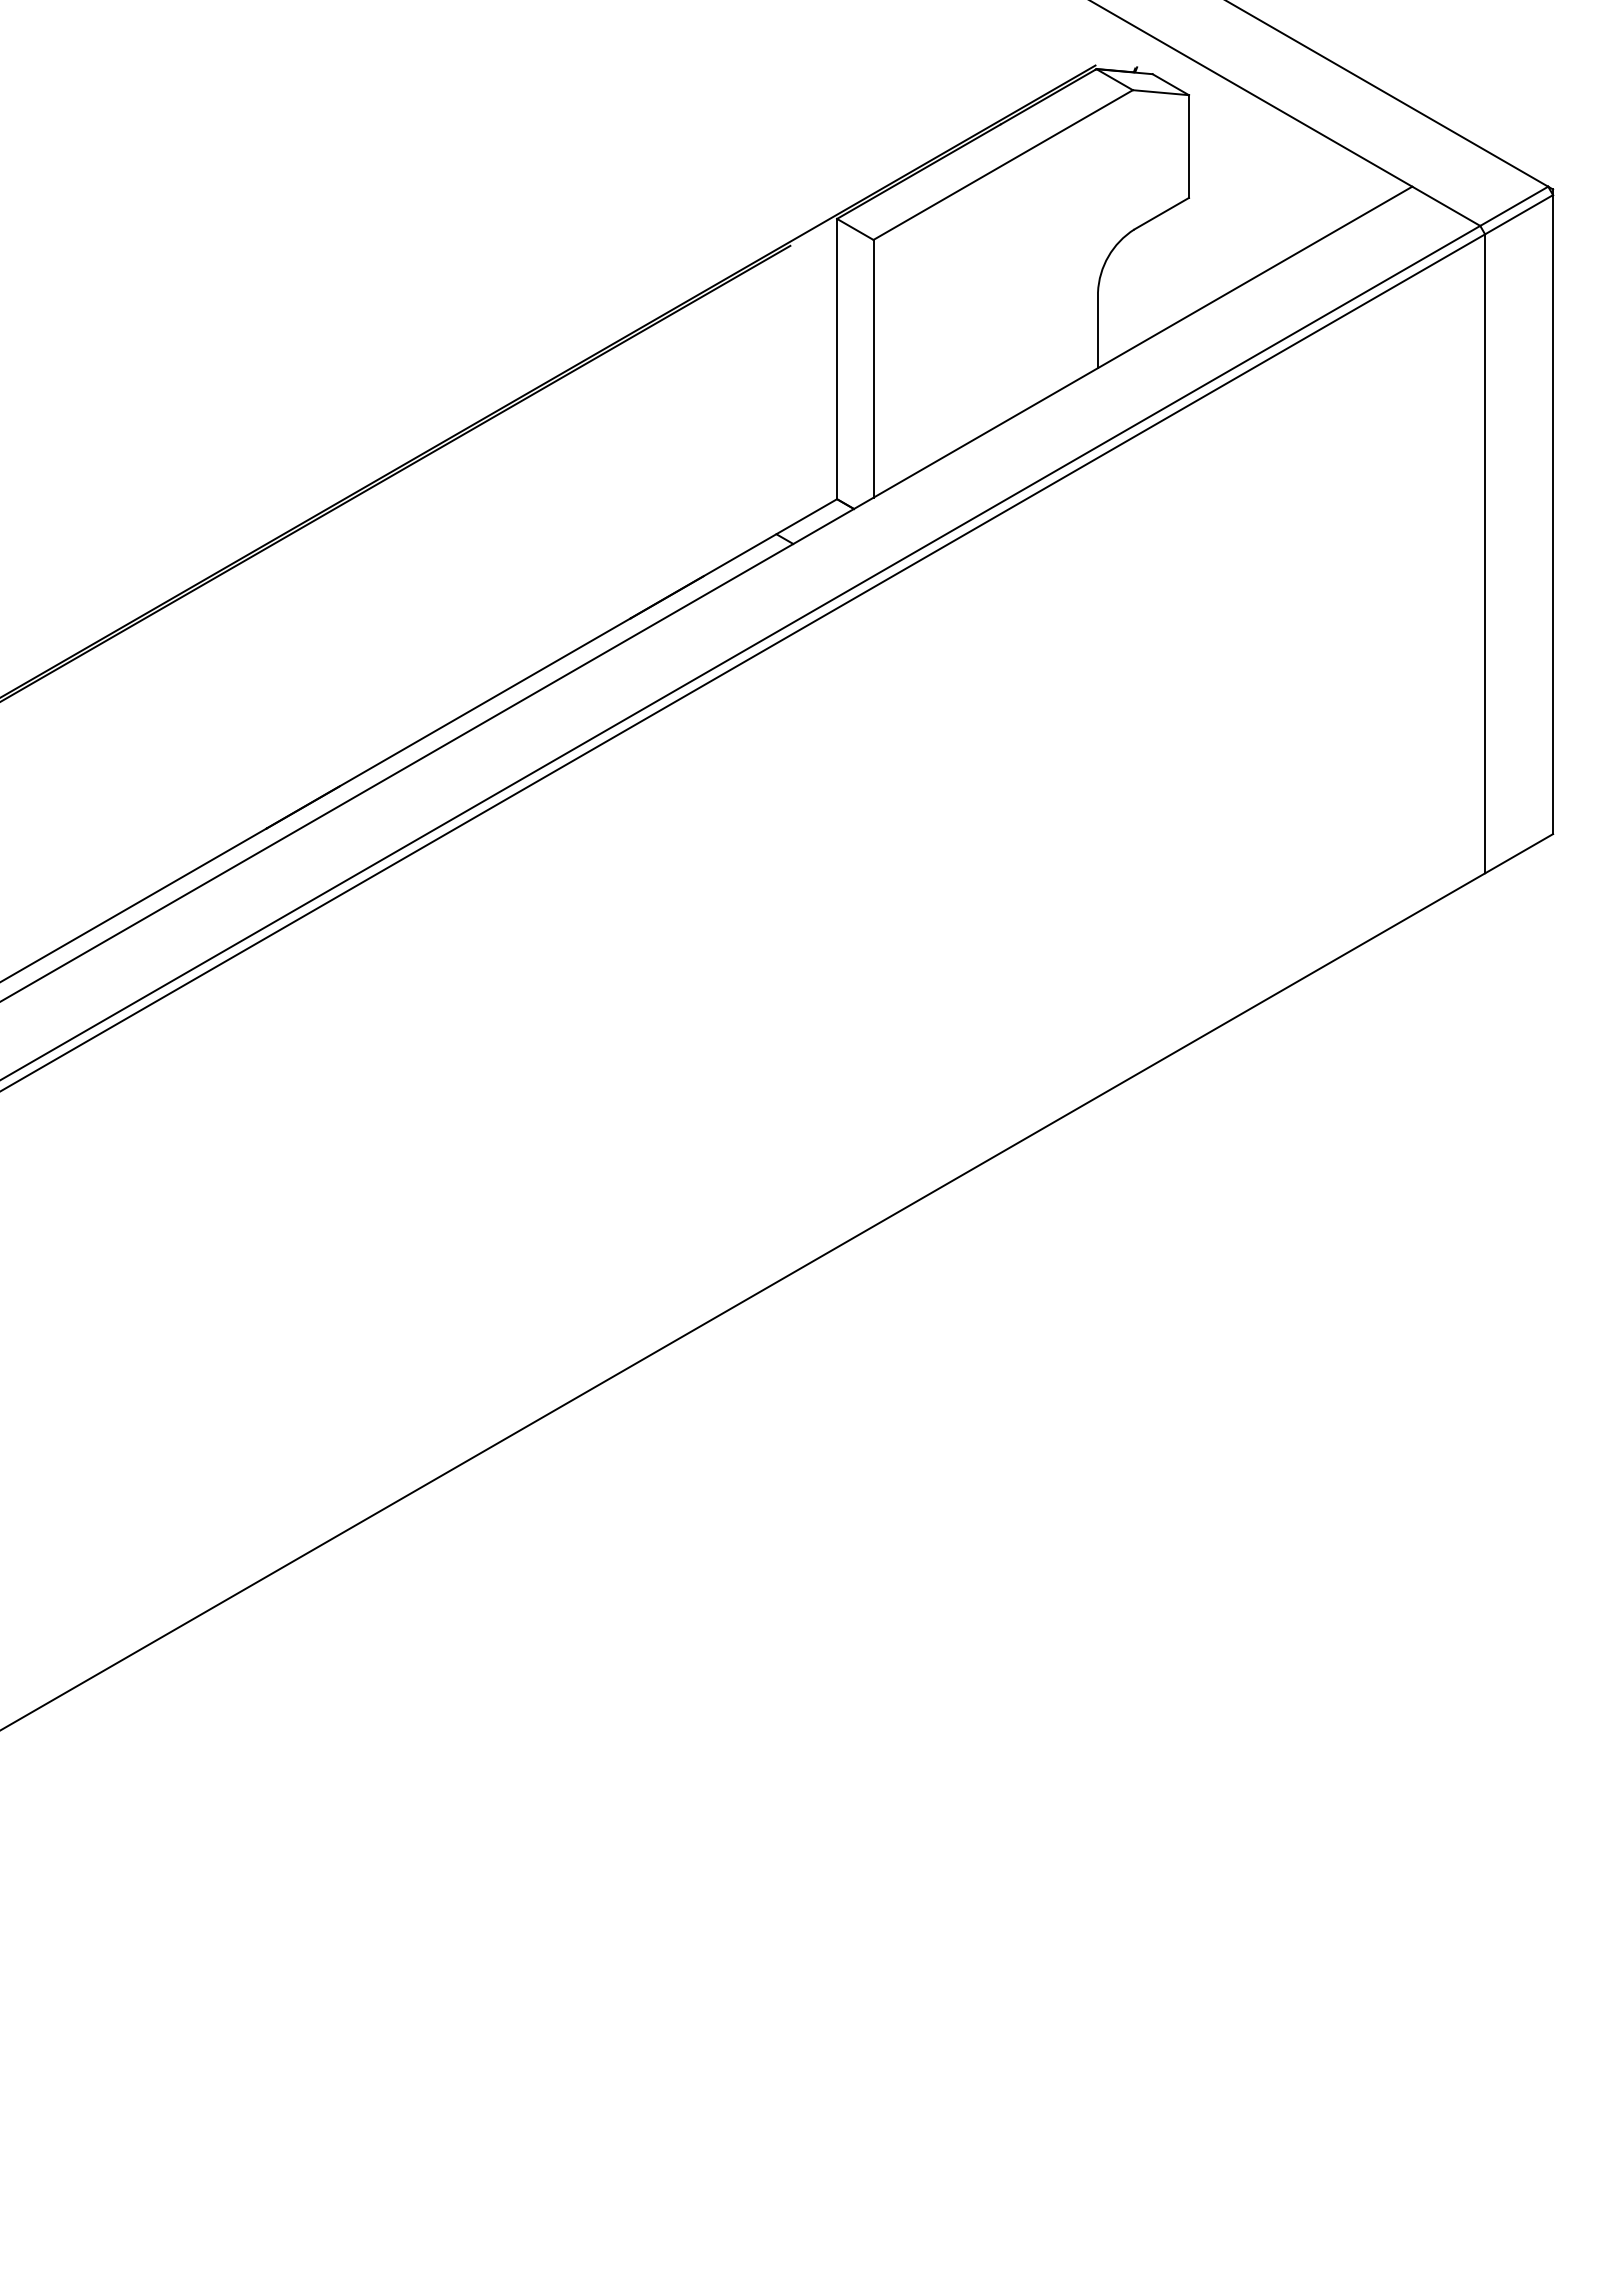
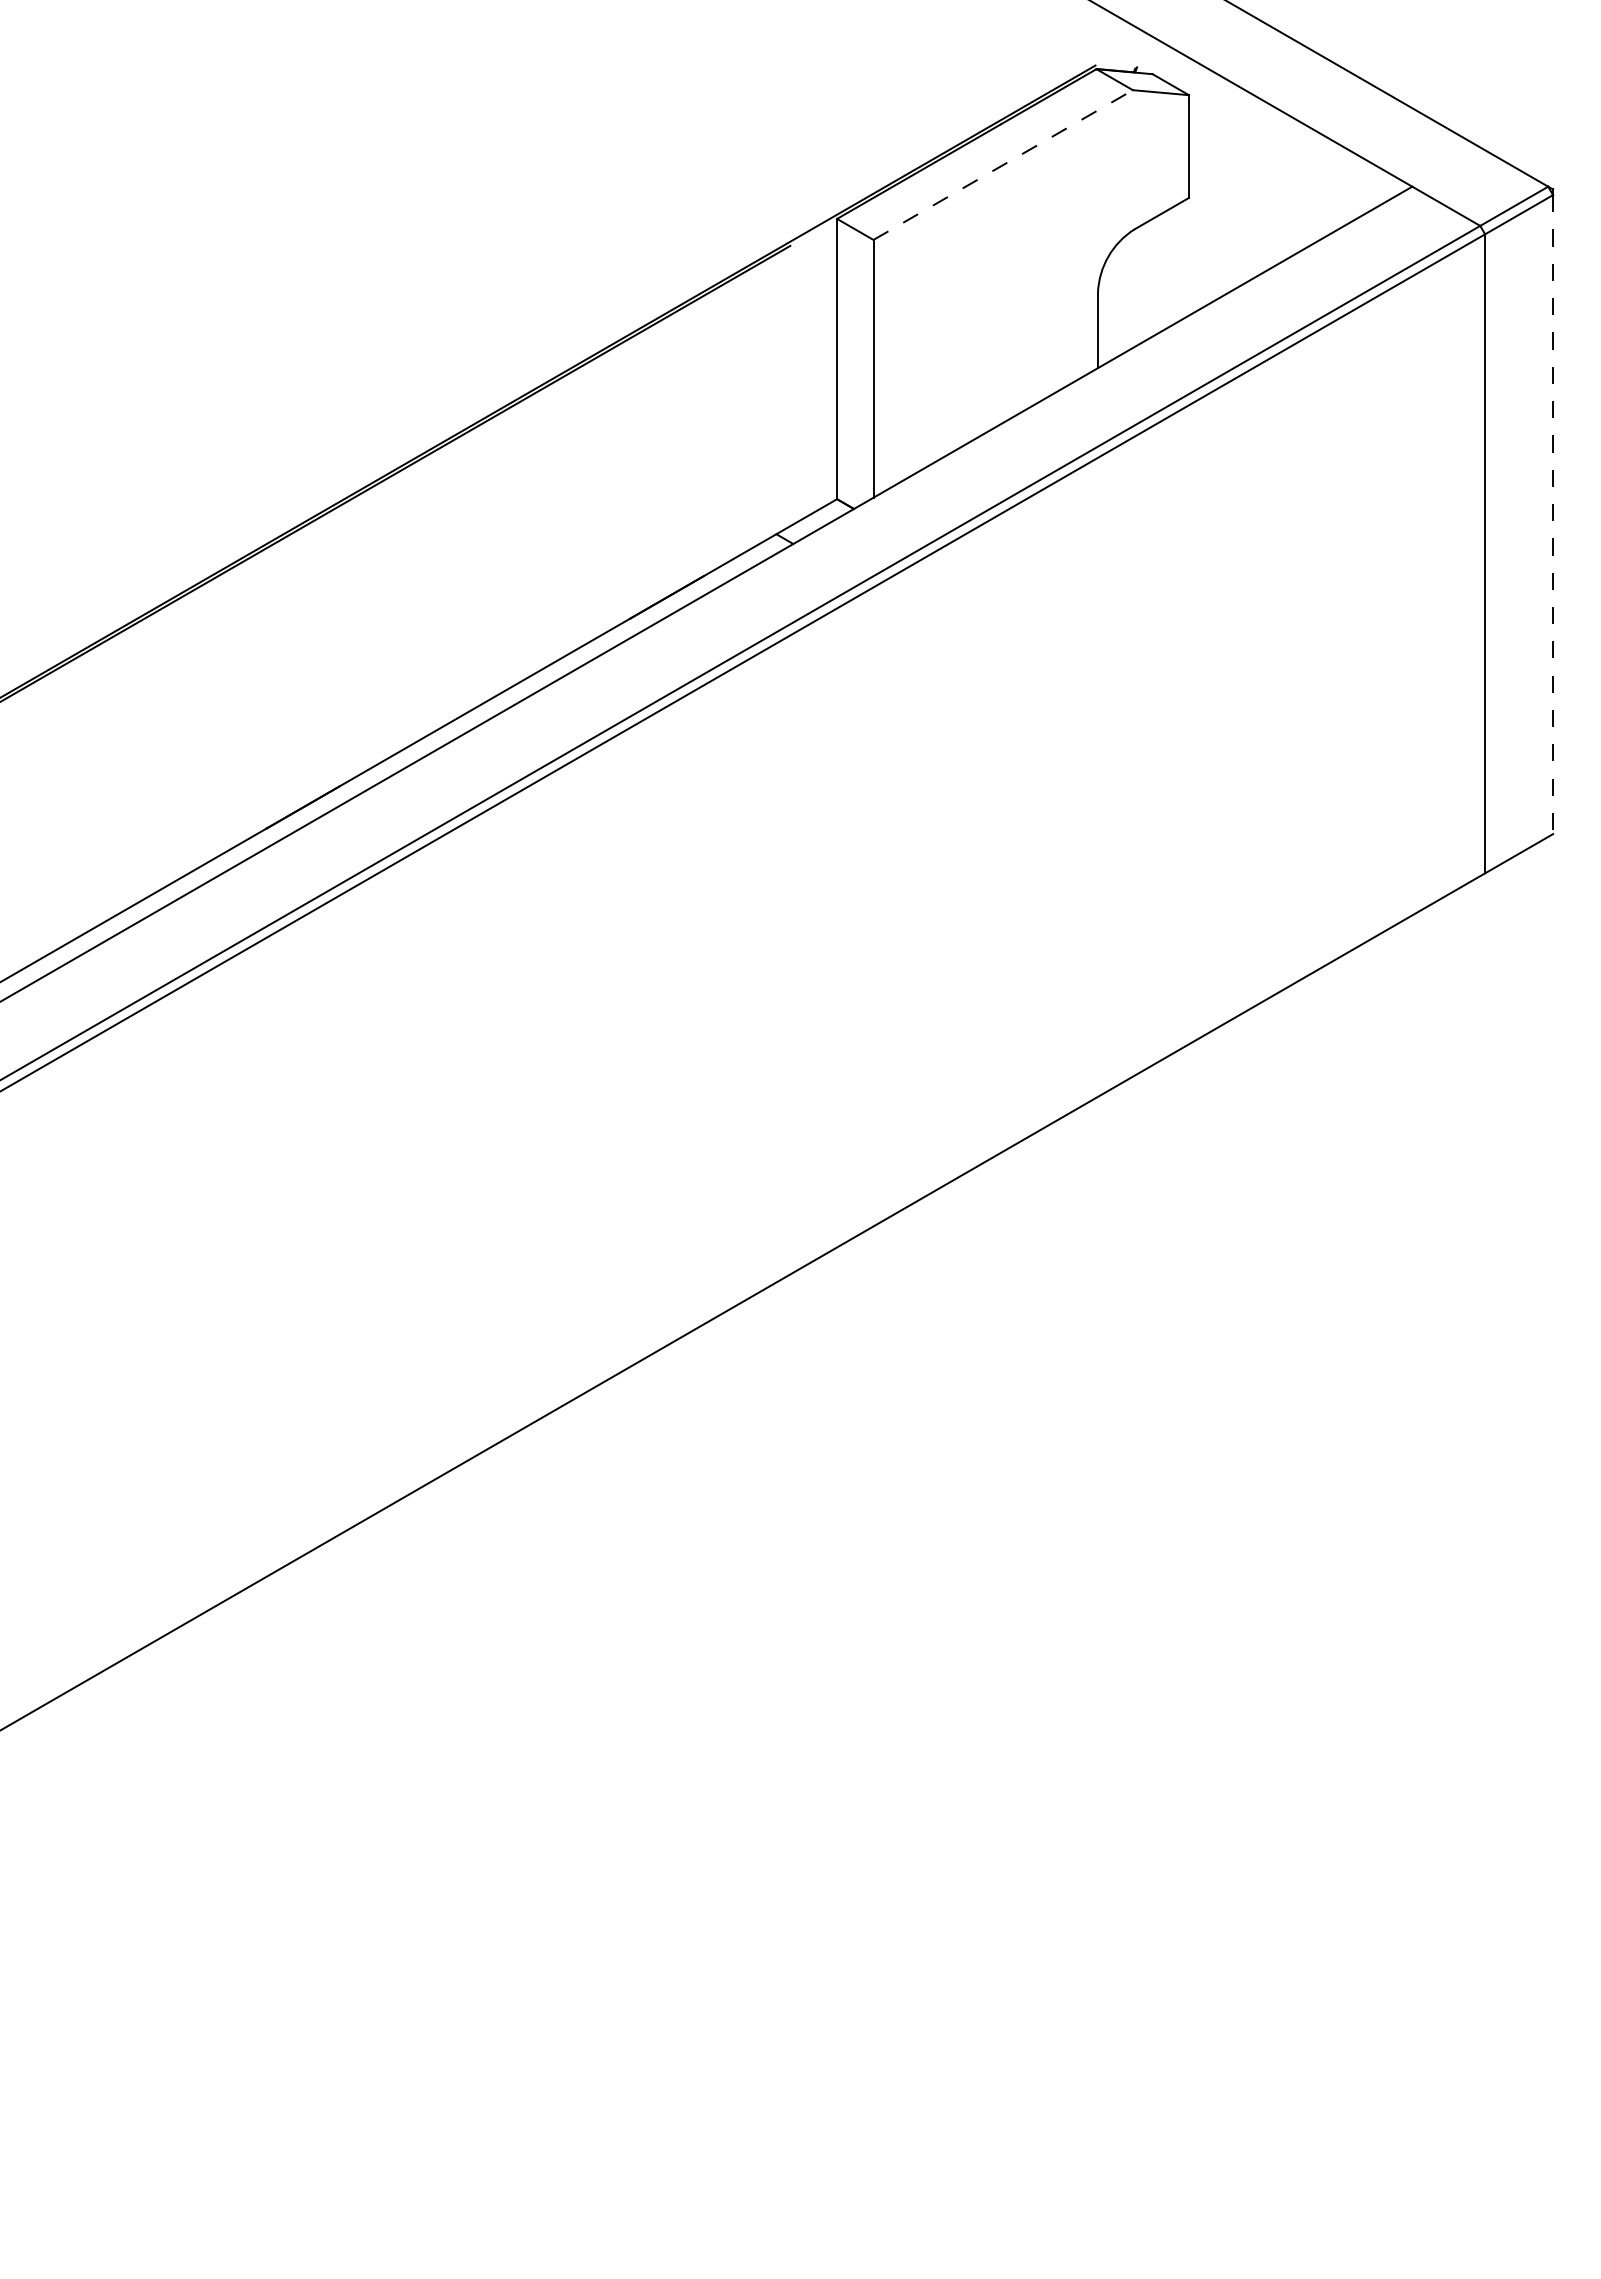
line: solid -> dashed (1003, 165)
line: solid -> dashed (1553, 514)
